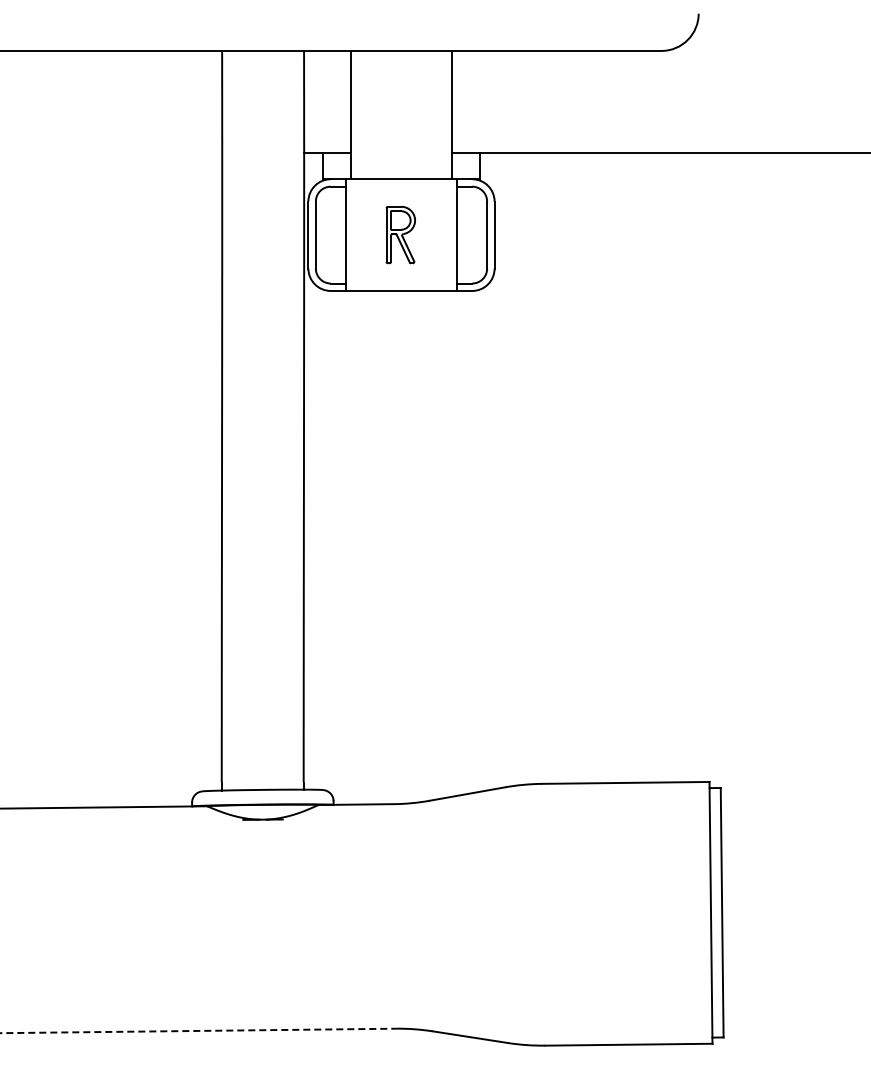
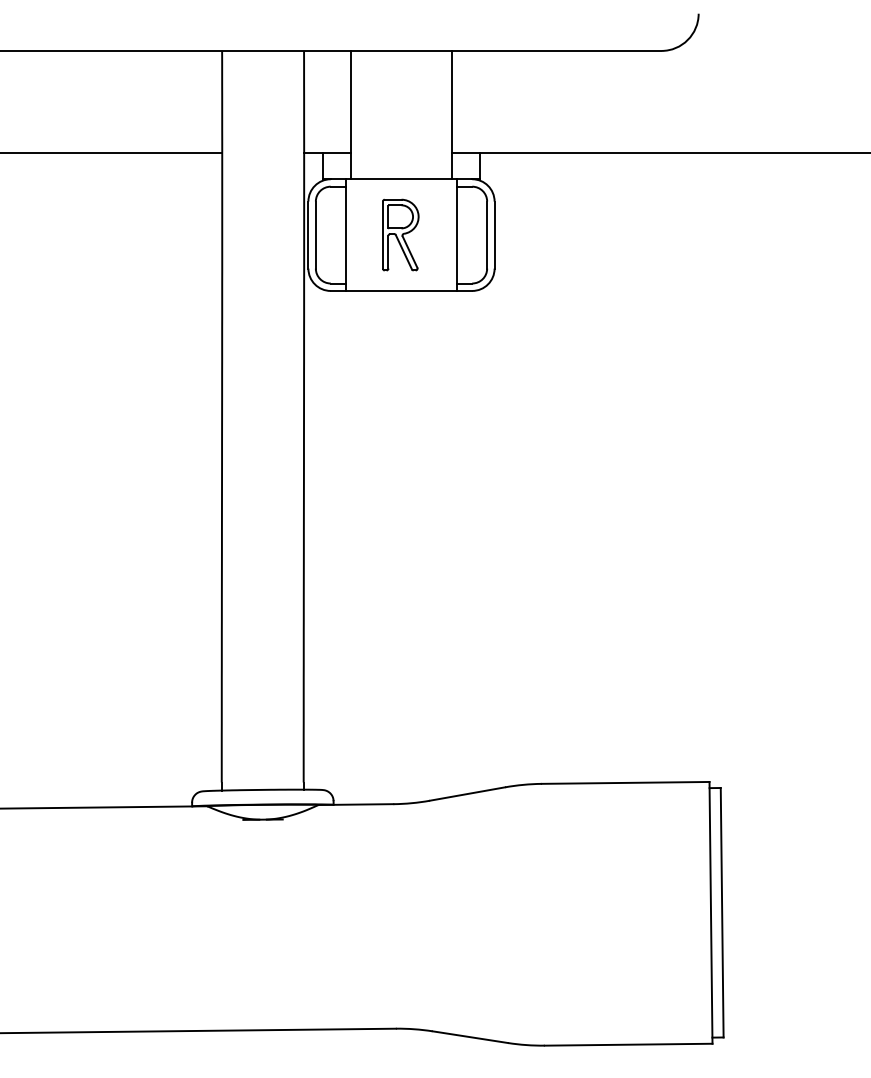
line: none -> present (112, 153)
part size: 31x60 px -> 38x74 px (400, 234)
line: dashed -> solid (197, 1030)
